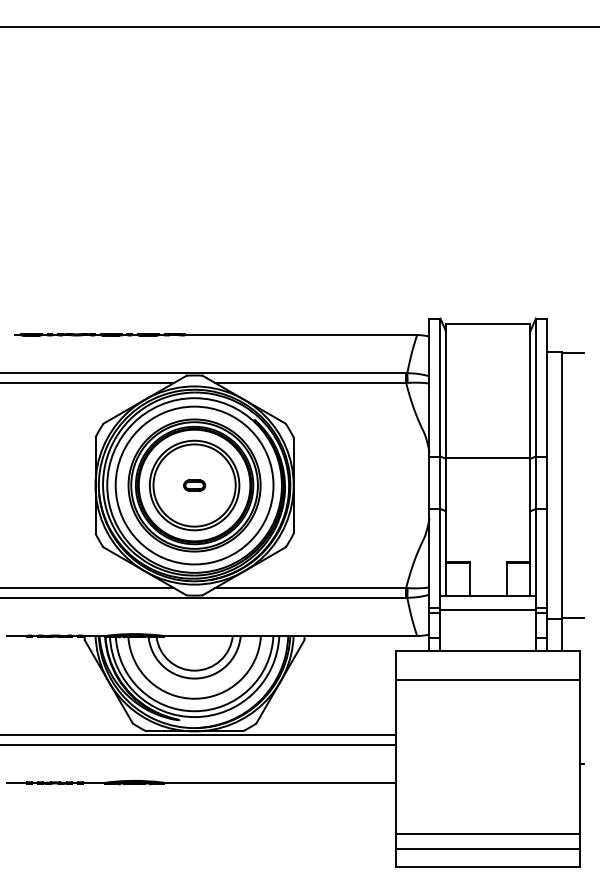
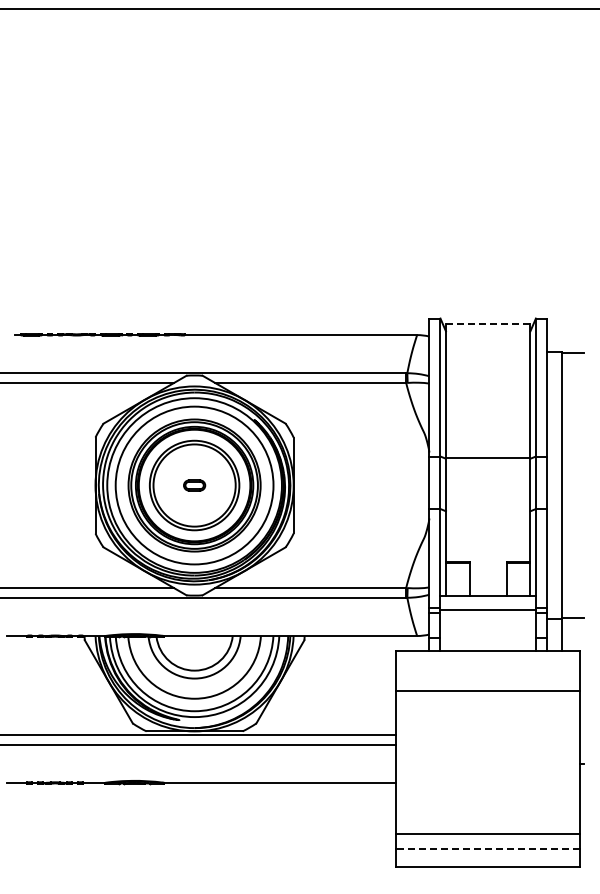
line position: (299, 26) -> (299, 8) (299, 8)
line: solid -> dashed (487, 324)
line position: (487, 680) -> (487, 691) (487, 691)
line: solid -> dashed (488, 848)
